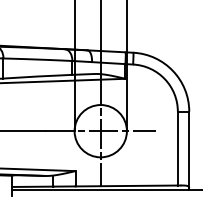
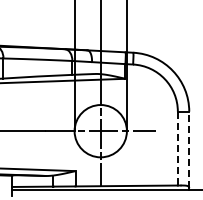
line: solid -> dashed (177, 148)
line: solid -> dashed (189, 149)
